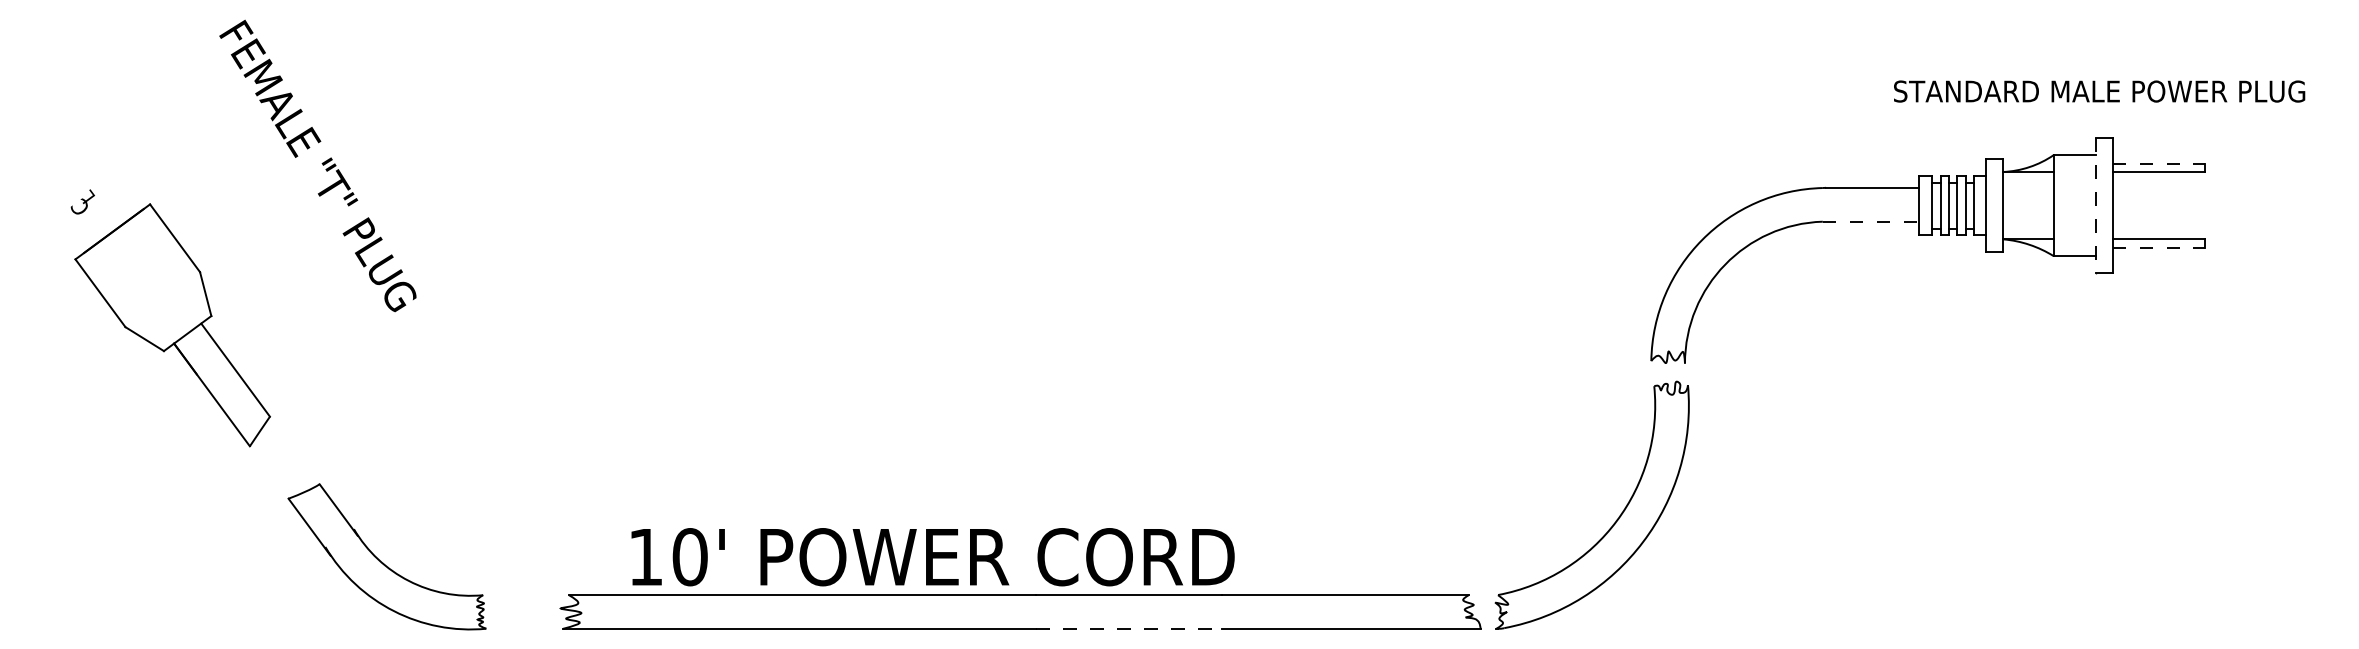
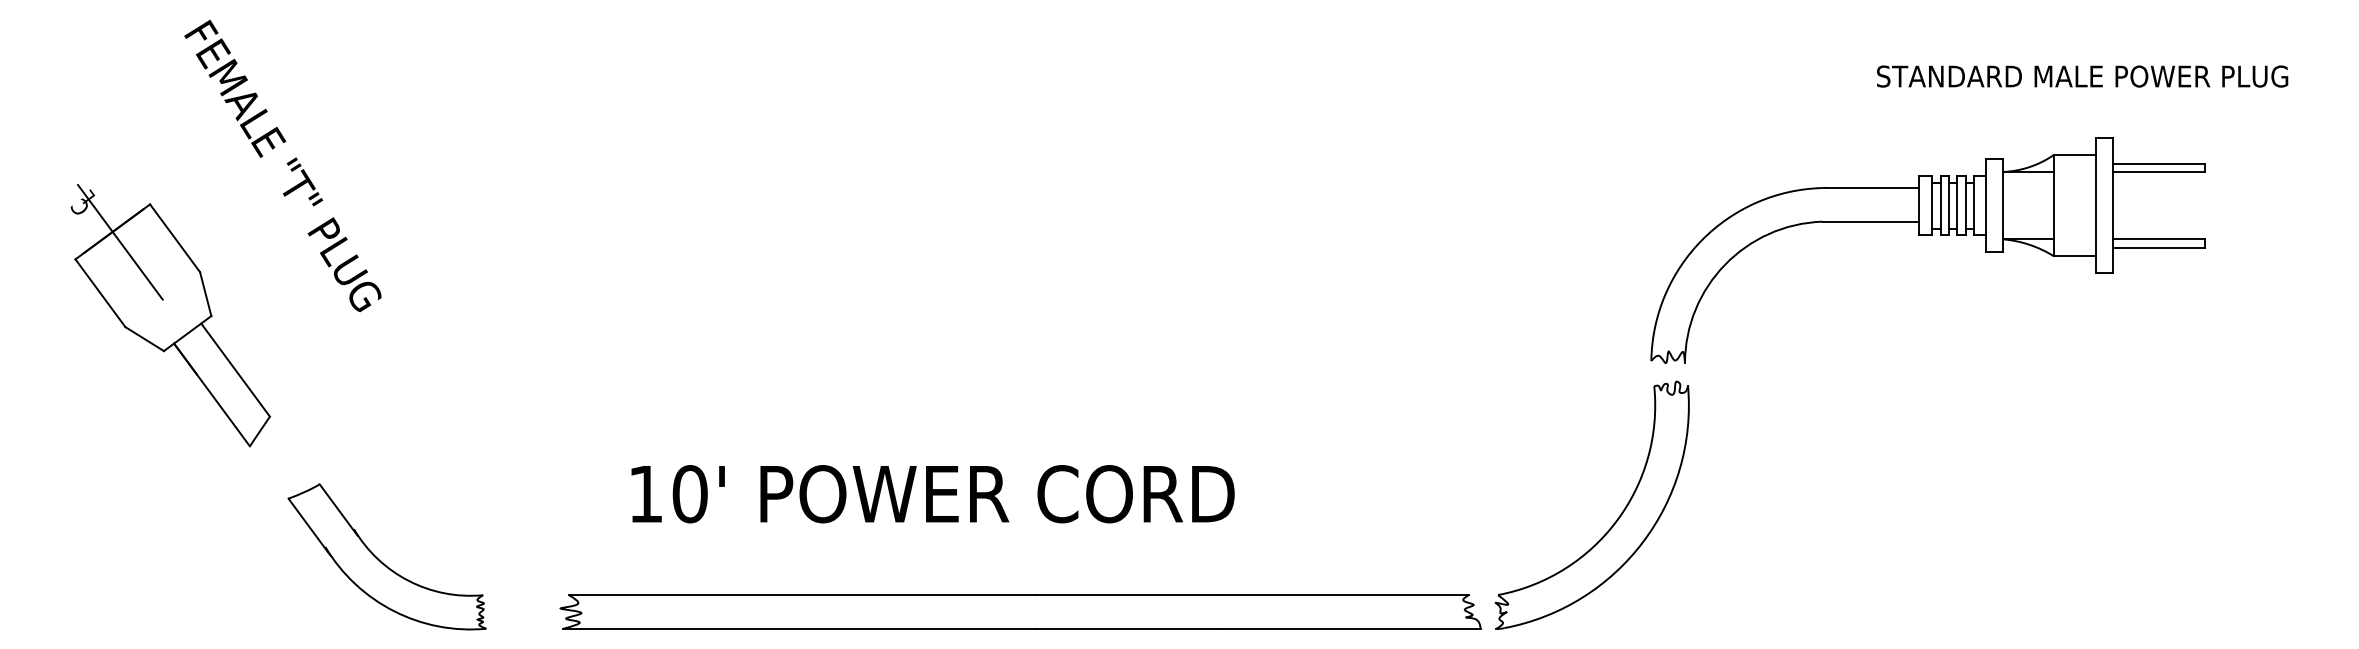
text position: (2099, 91) -> (2082, 76) (2082, 76)
line: dashed -> solid (2159, 163)
text position: (317, 165) -> (282, 165) (282, 165)
line: dashed -> solid (2095, 206)
line: dashed -> solid (1871, 221)
line: none -> present (120, 242)
line: dashed -> solid (2159, 247)
text position: (932, 557) -> (932, 494) (932, 494)
line: dashed -> solid (1129, 628)
